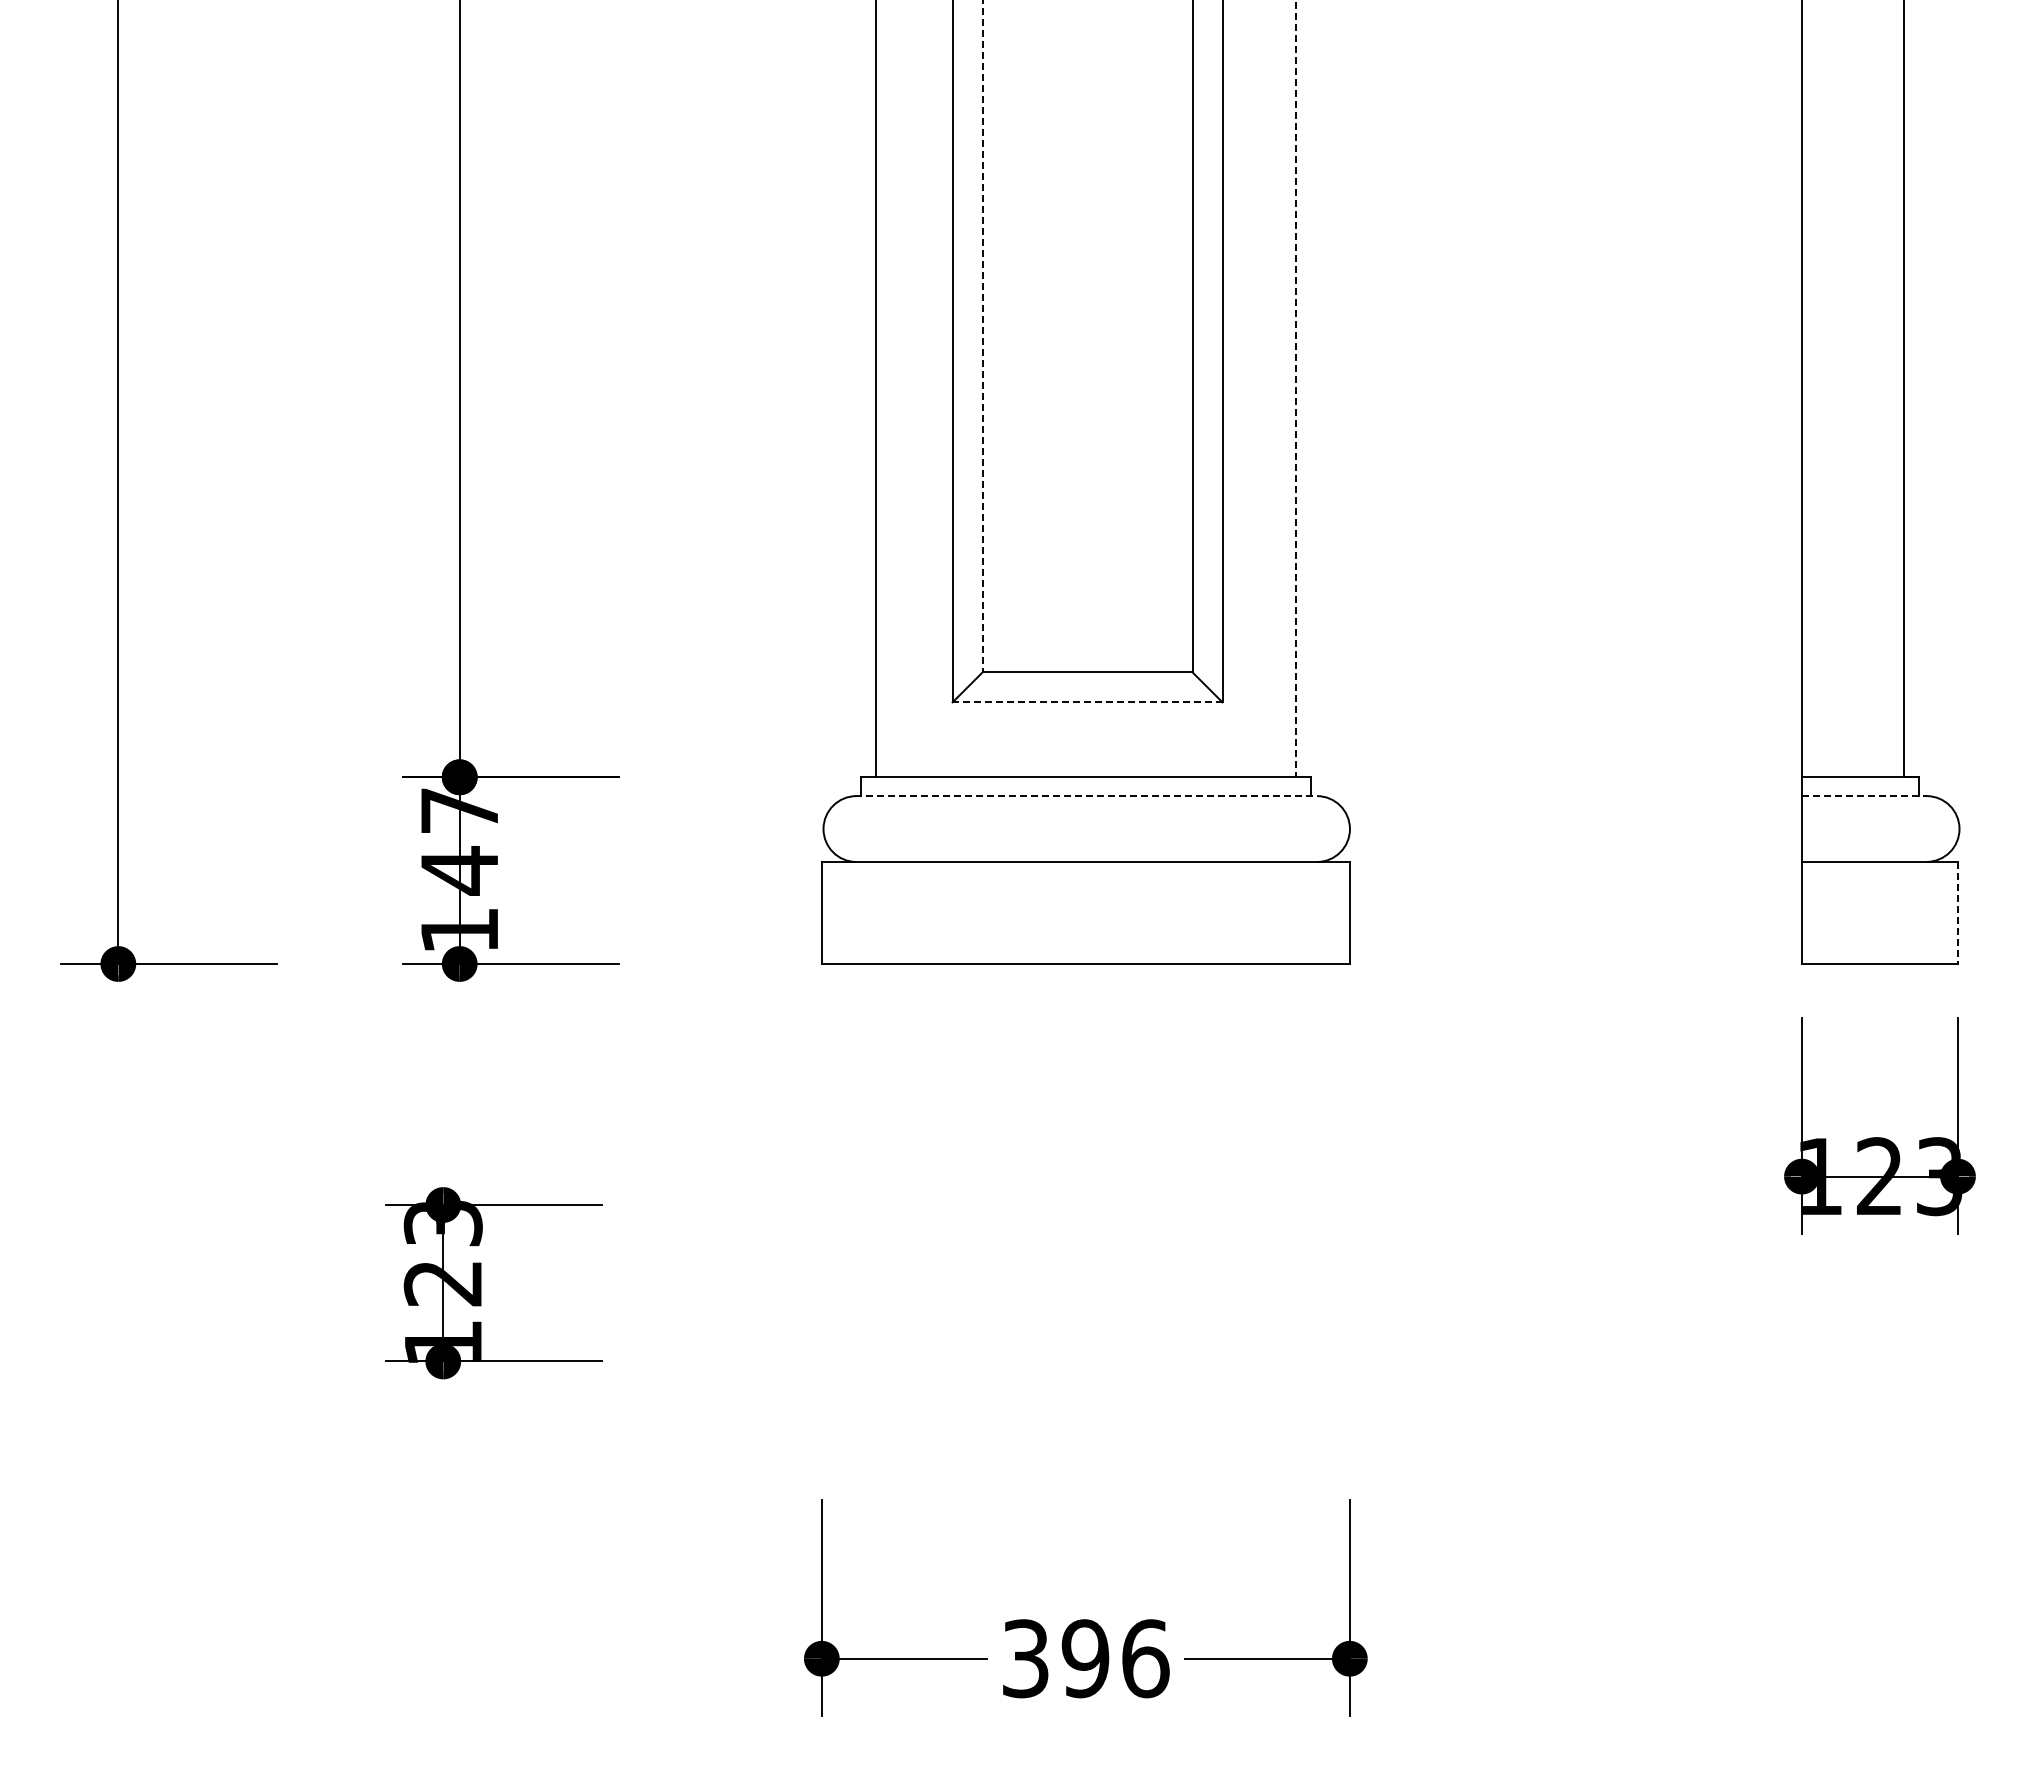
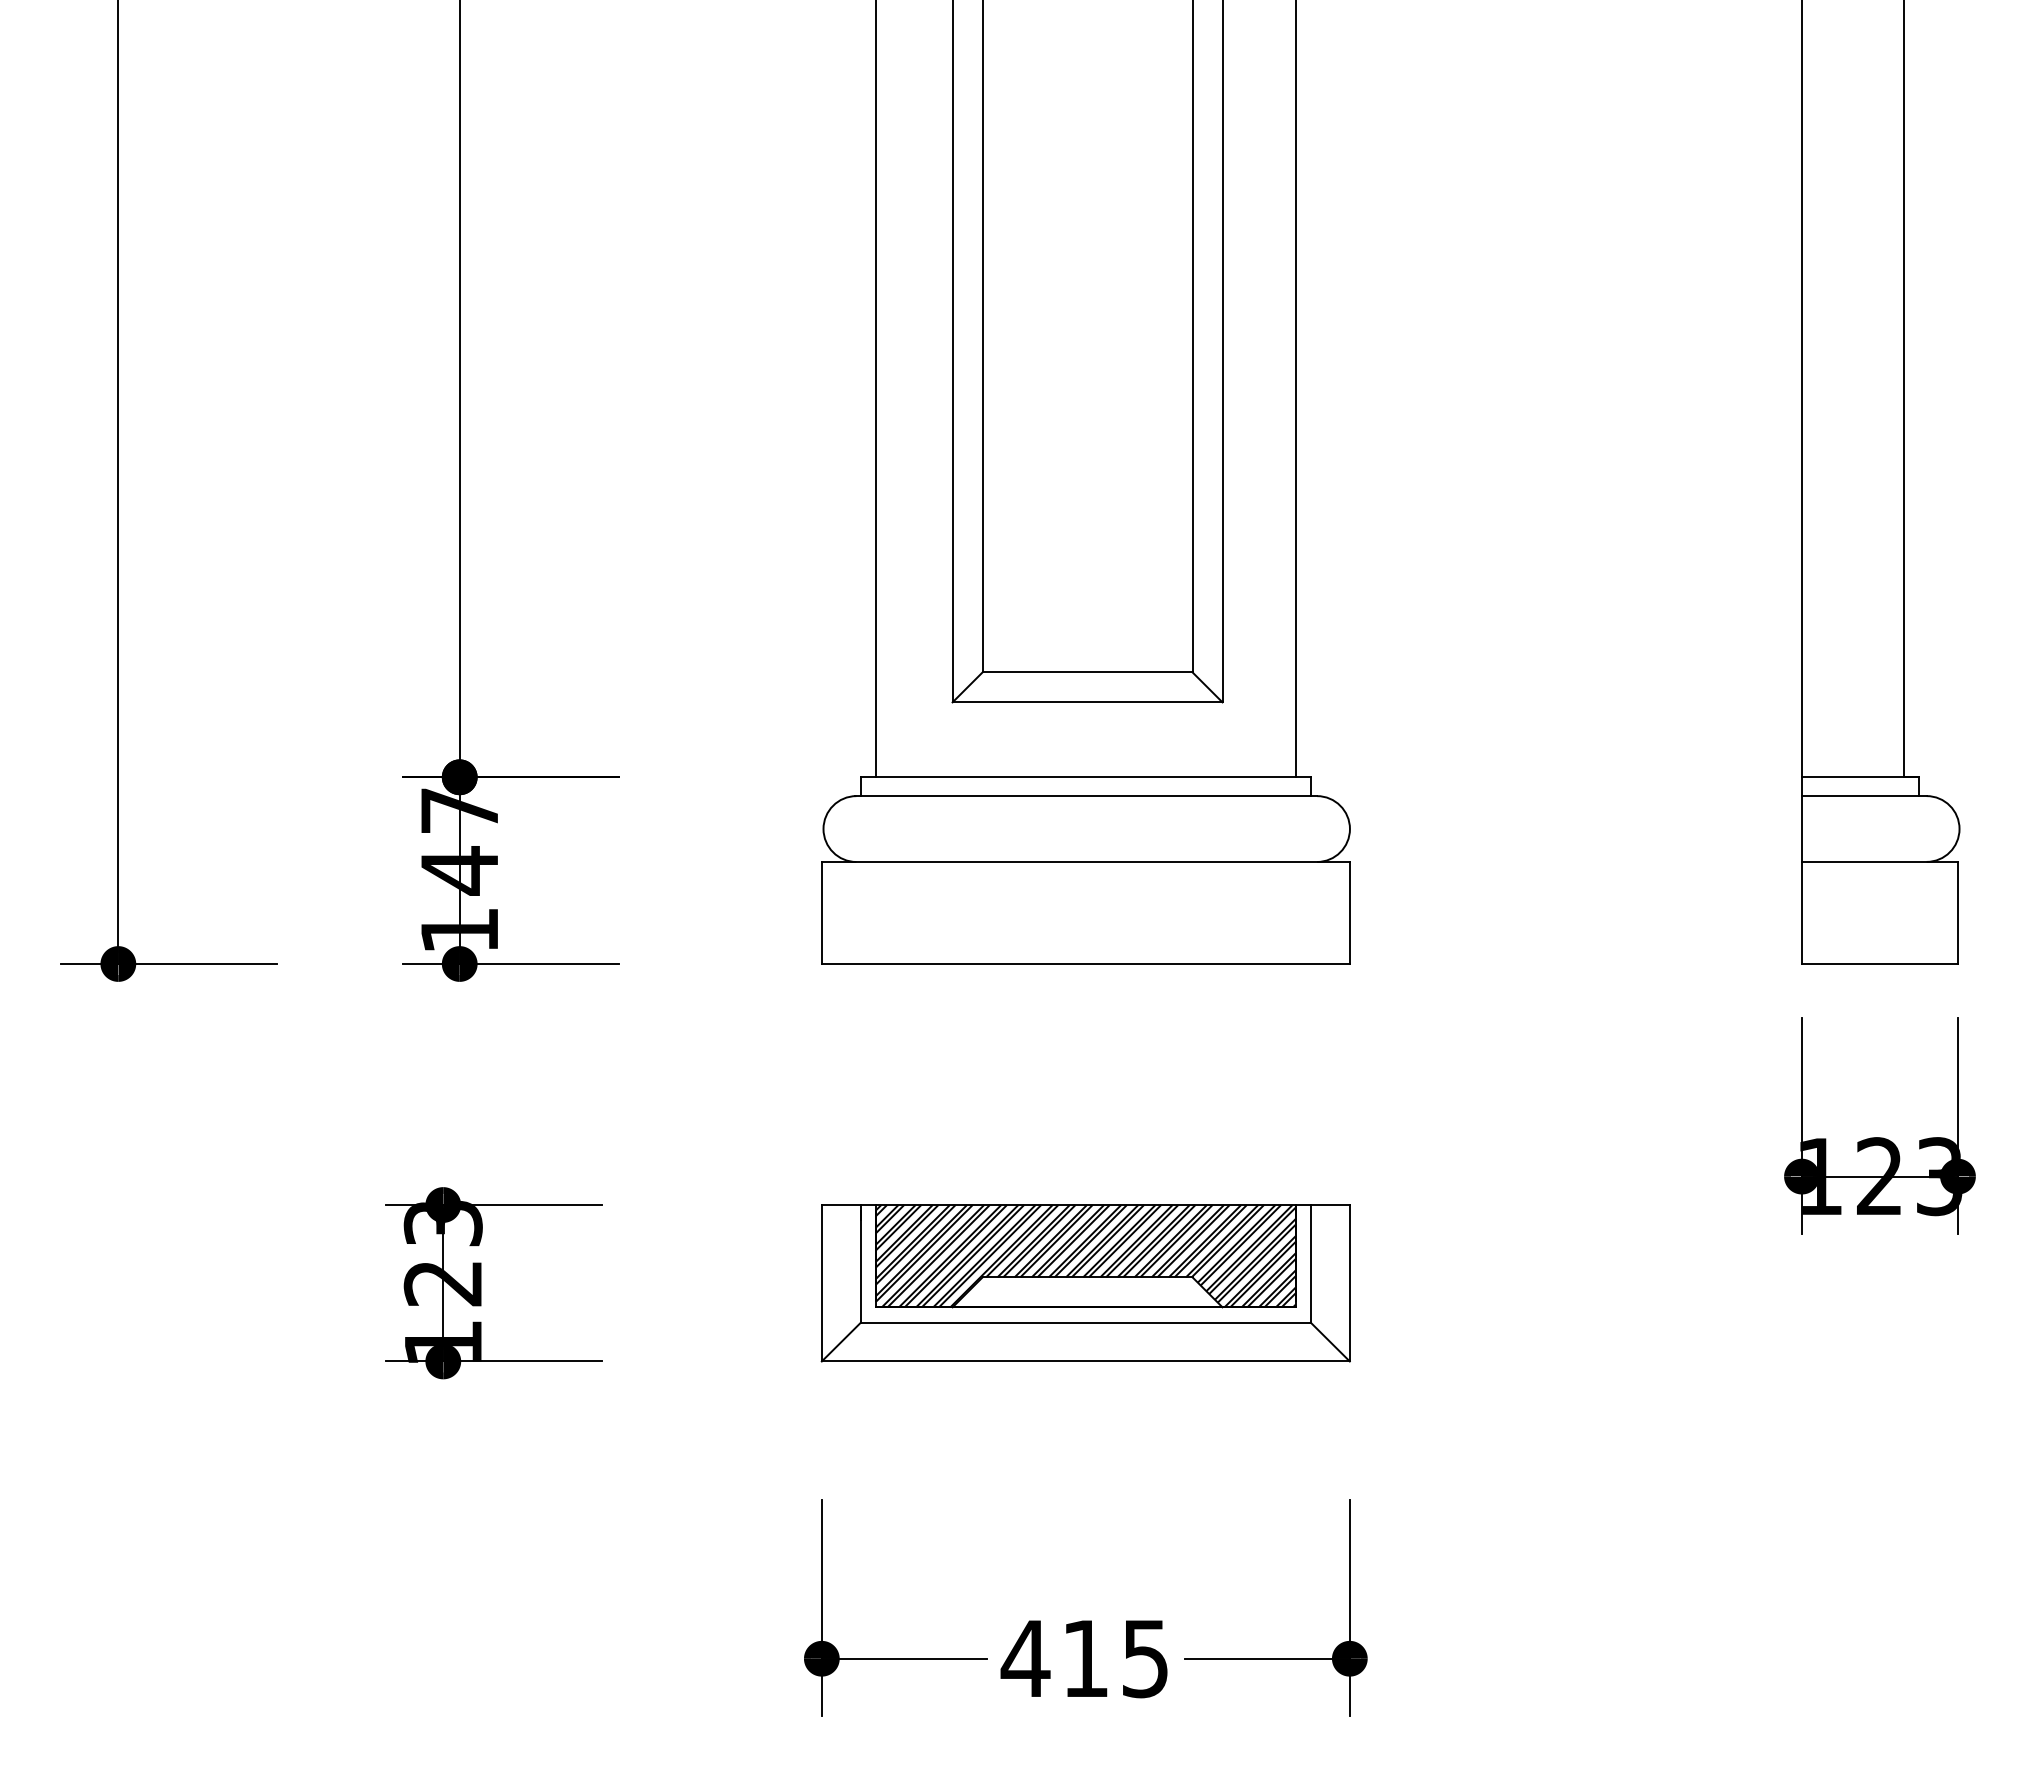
line: dashed -> solid (982, 336)
line: dashed -> solid (1295, 389)
line: dashed -> solid (1087, 702)
line: dashed -> solid (1086, 796)
line: dashed -> solid (1864, 796)
line: dashed -> solid (1958, 913)
part: none -> present (1085, 1283)
text: 396 -> 415 (1084, 1658)
